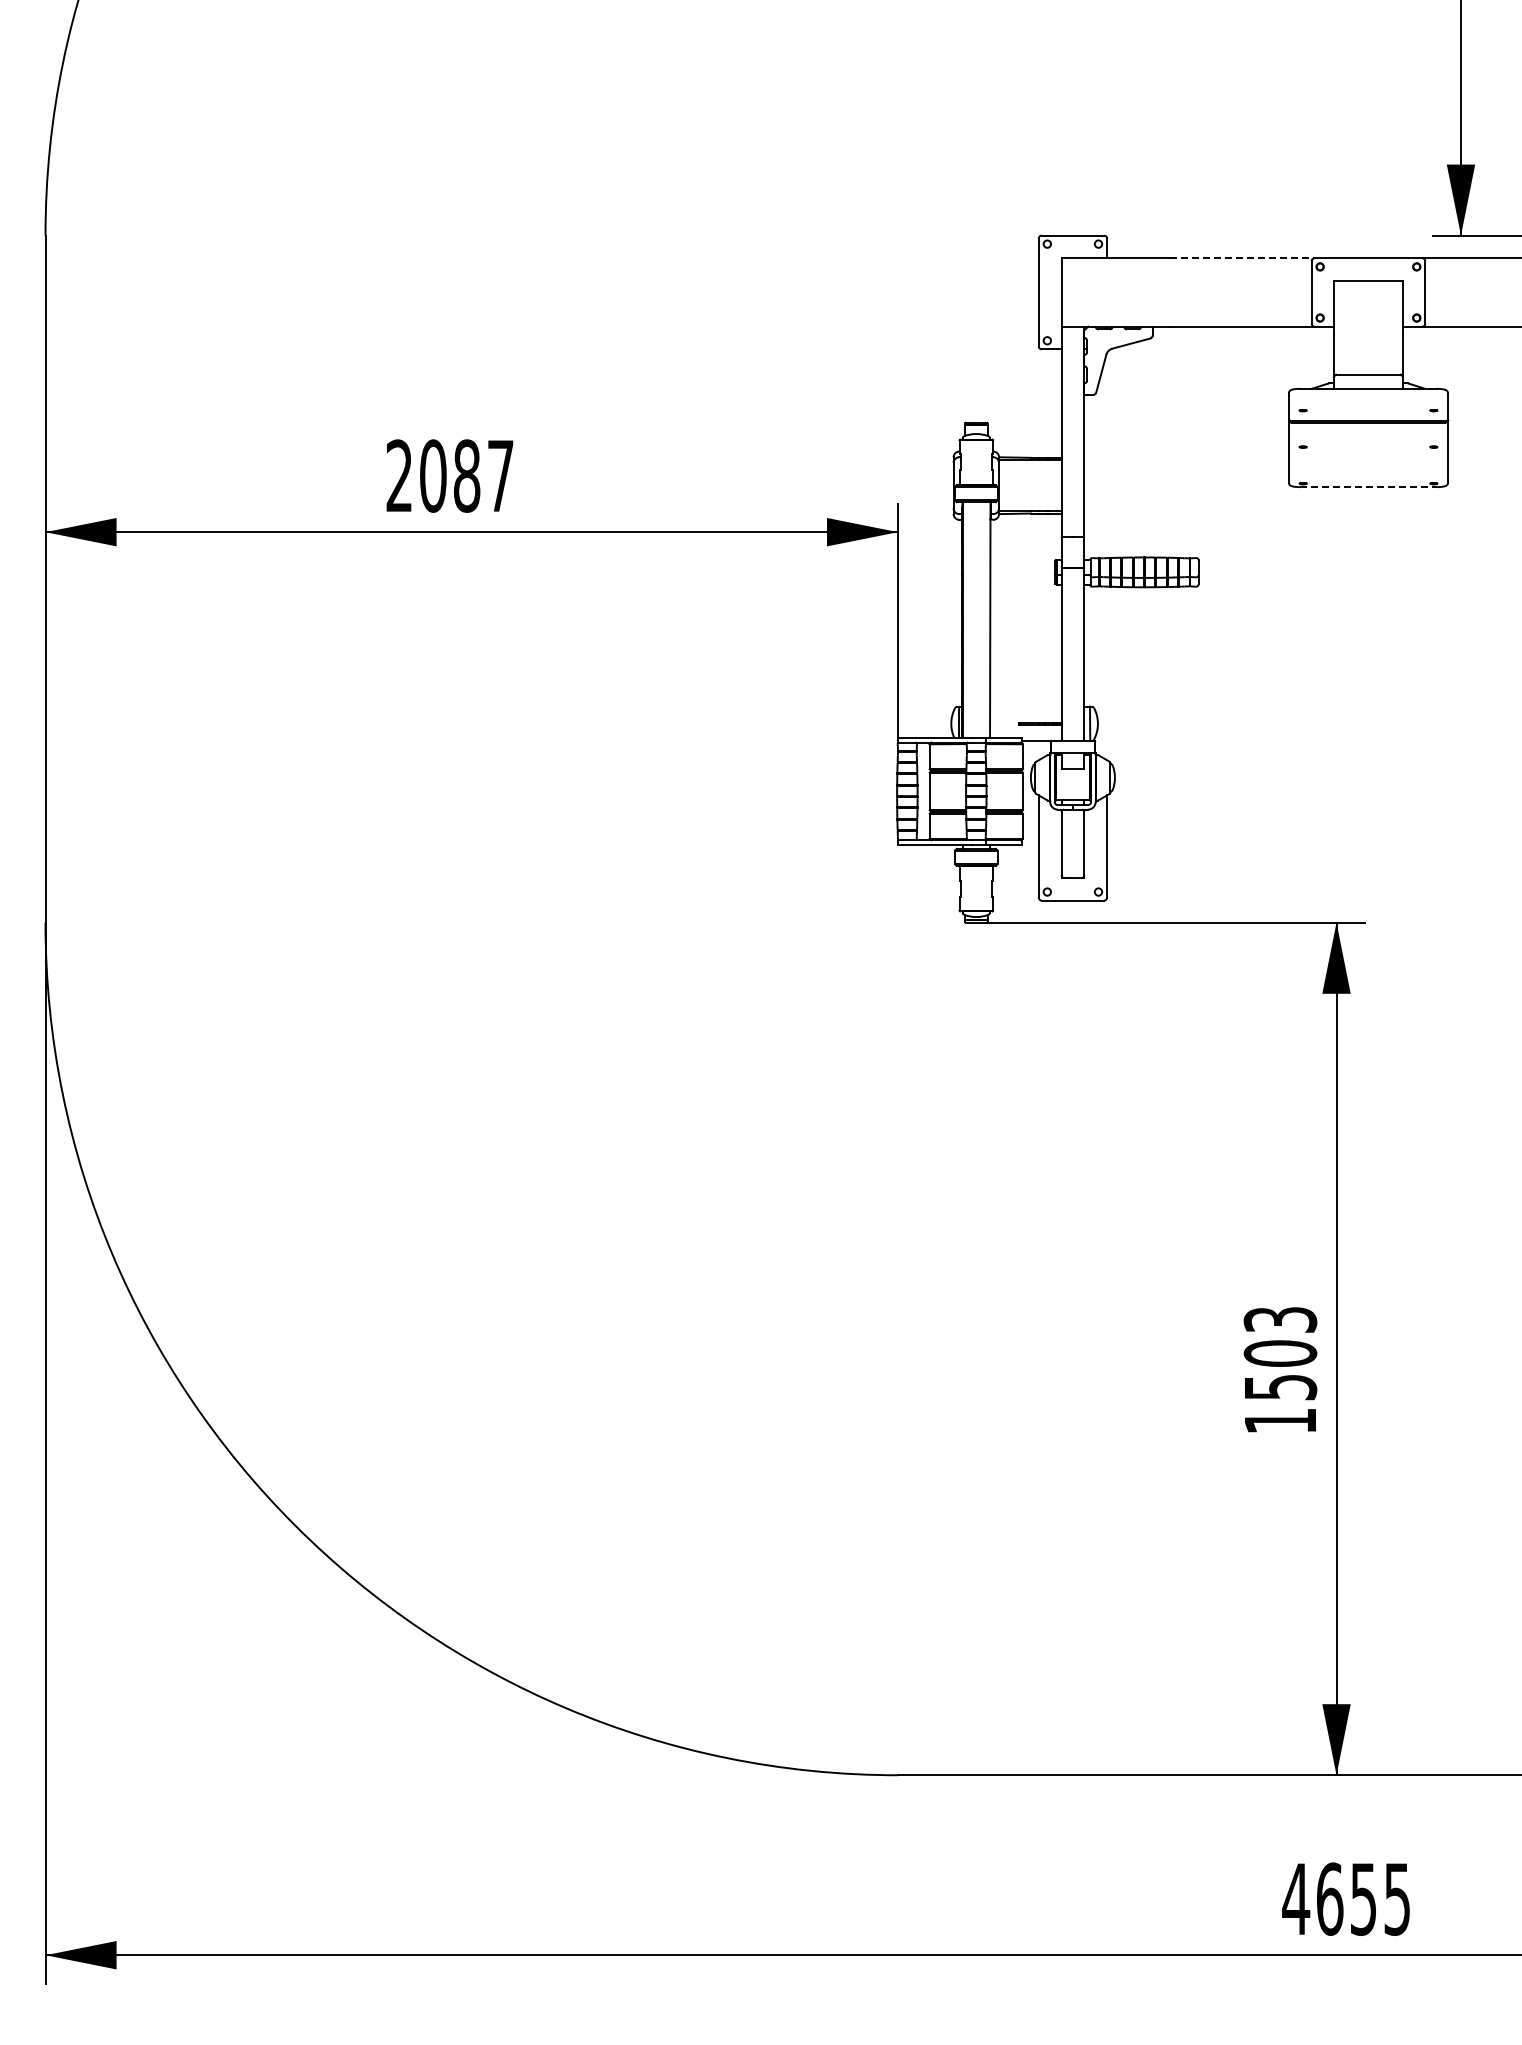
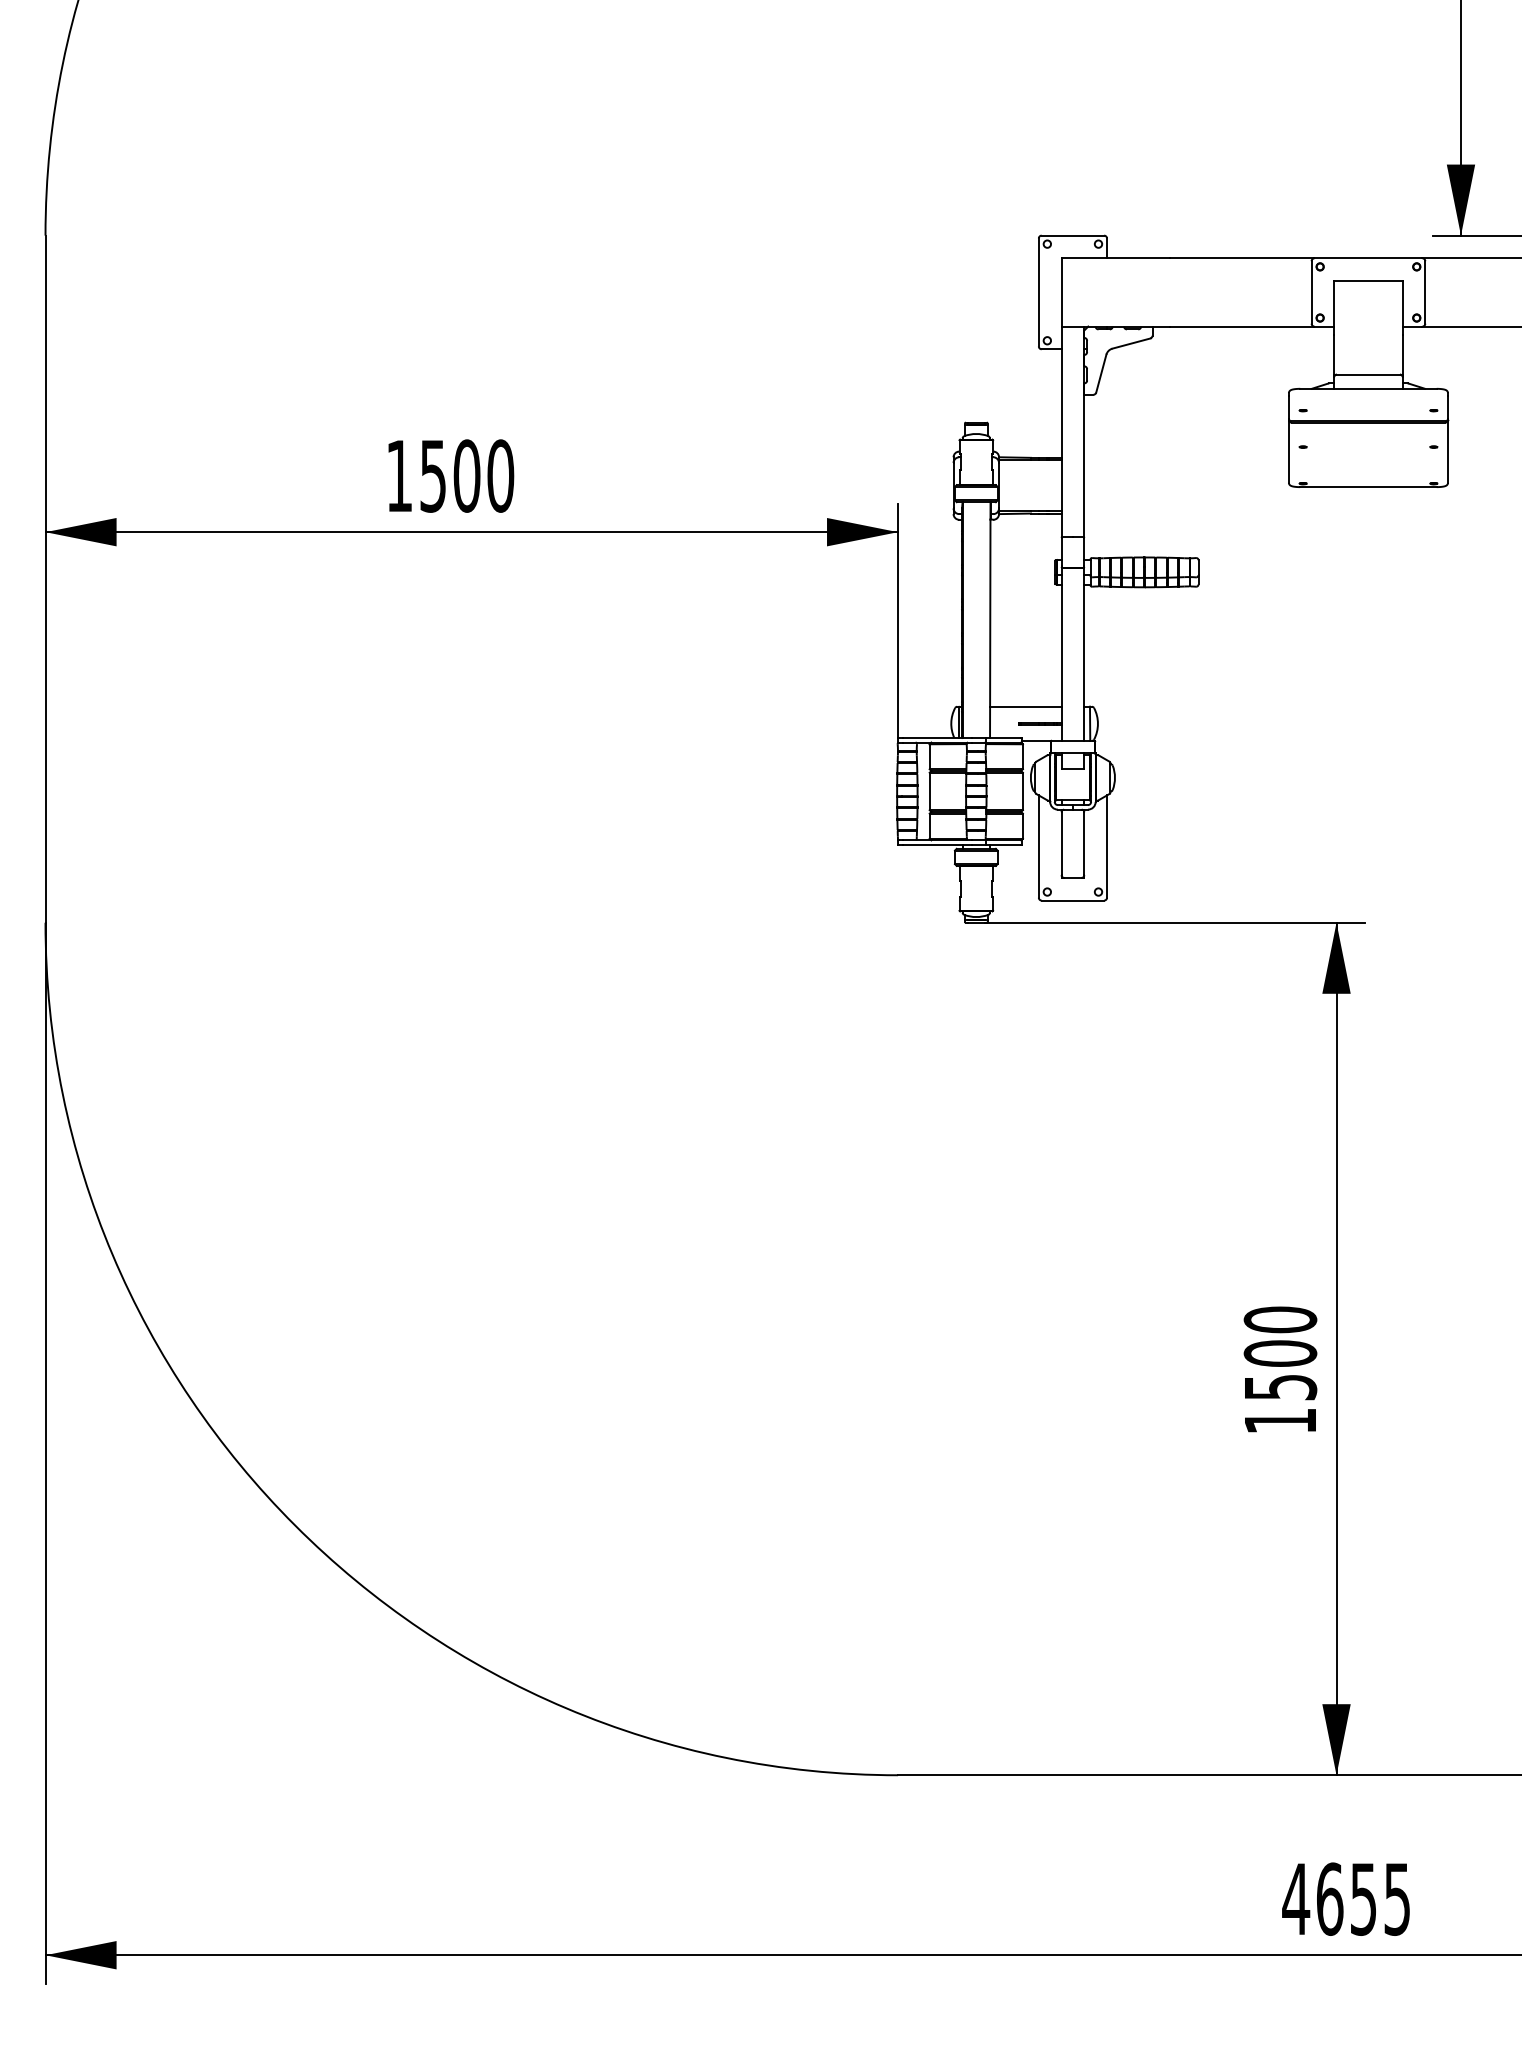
line: dashed -> solid (1242, 258)
text: 2087 -> 1500 (450, 475)
line: dashed -> solid (1368, 487)
line: none -> present (1025, 706)
text: 1503 -> 1500 (1280, 1319)
